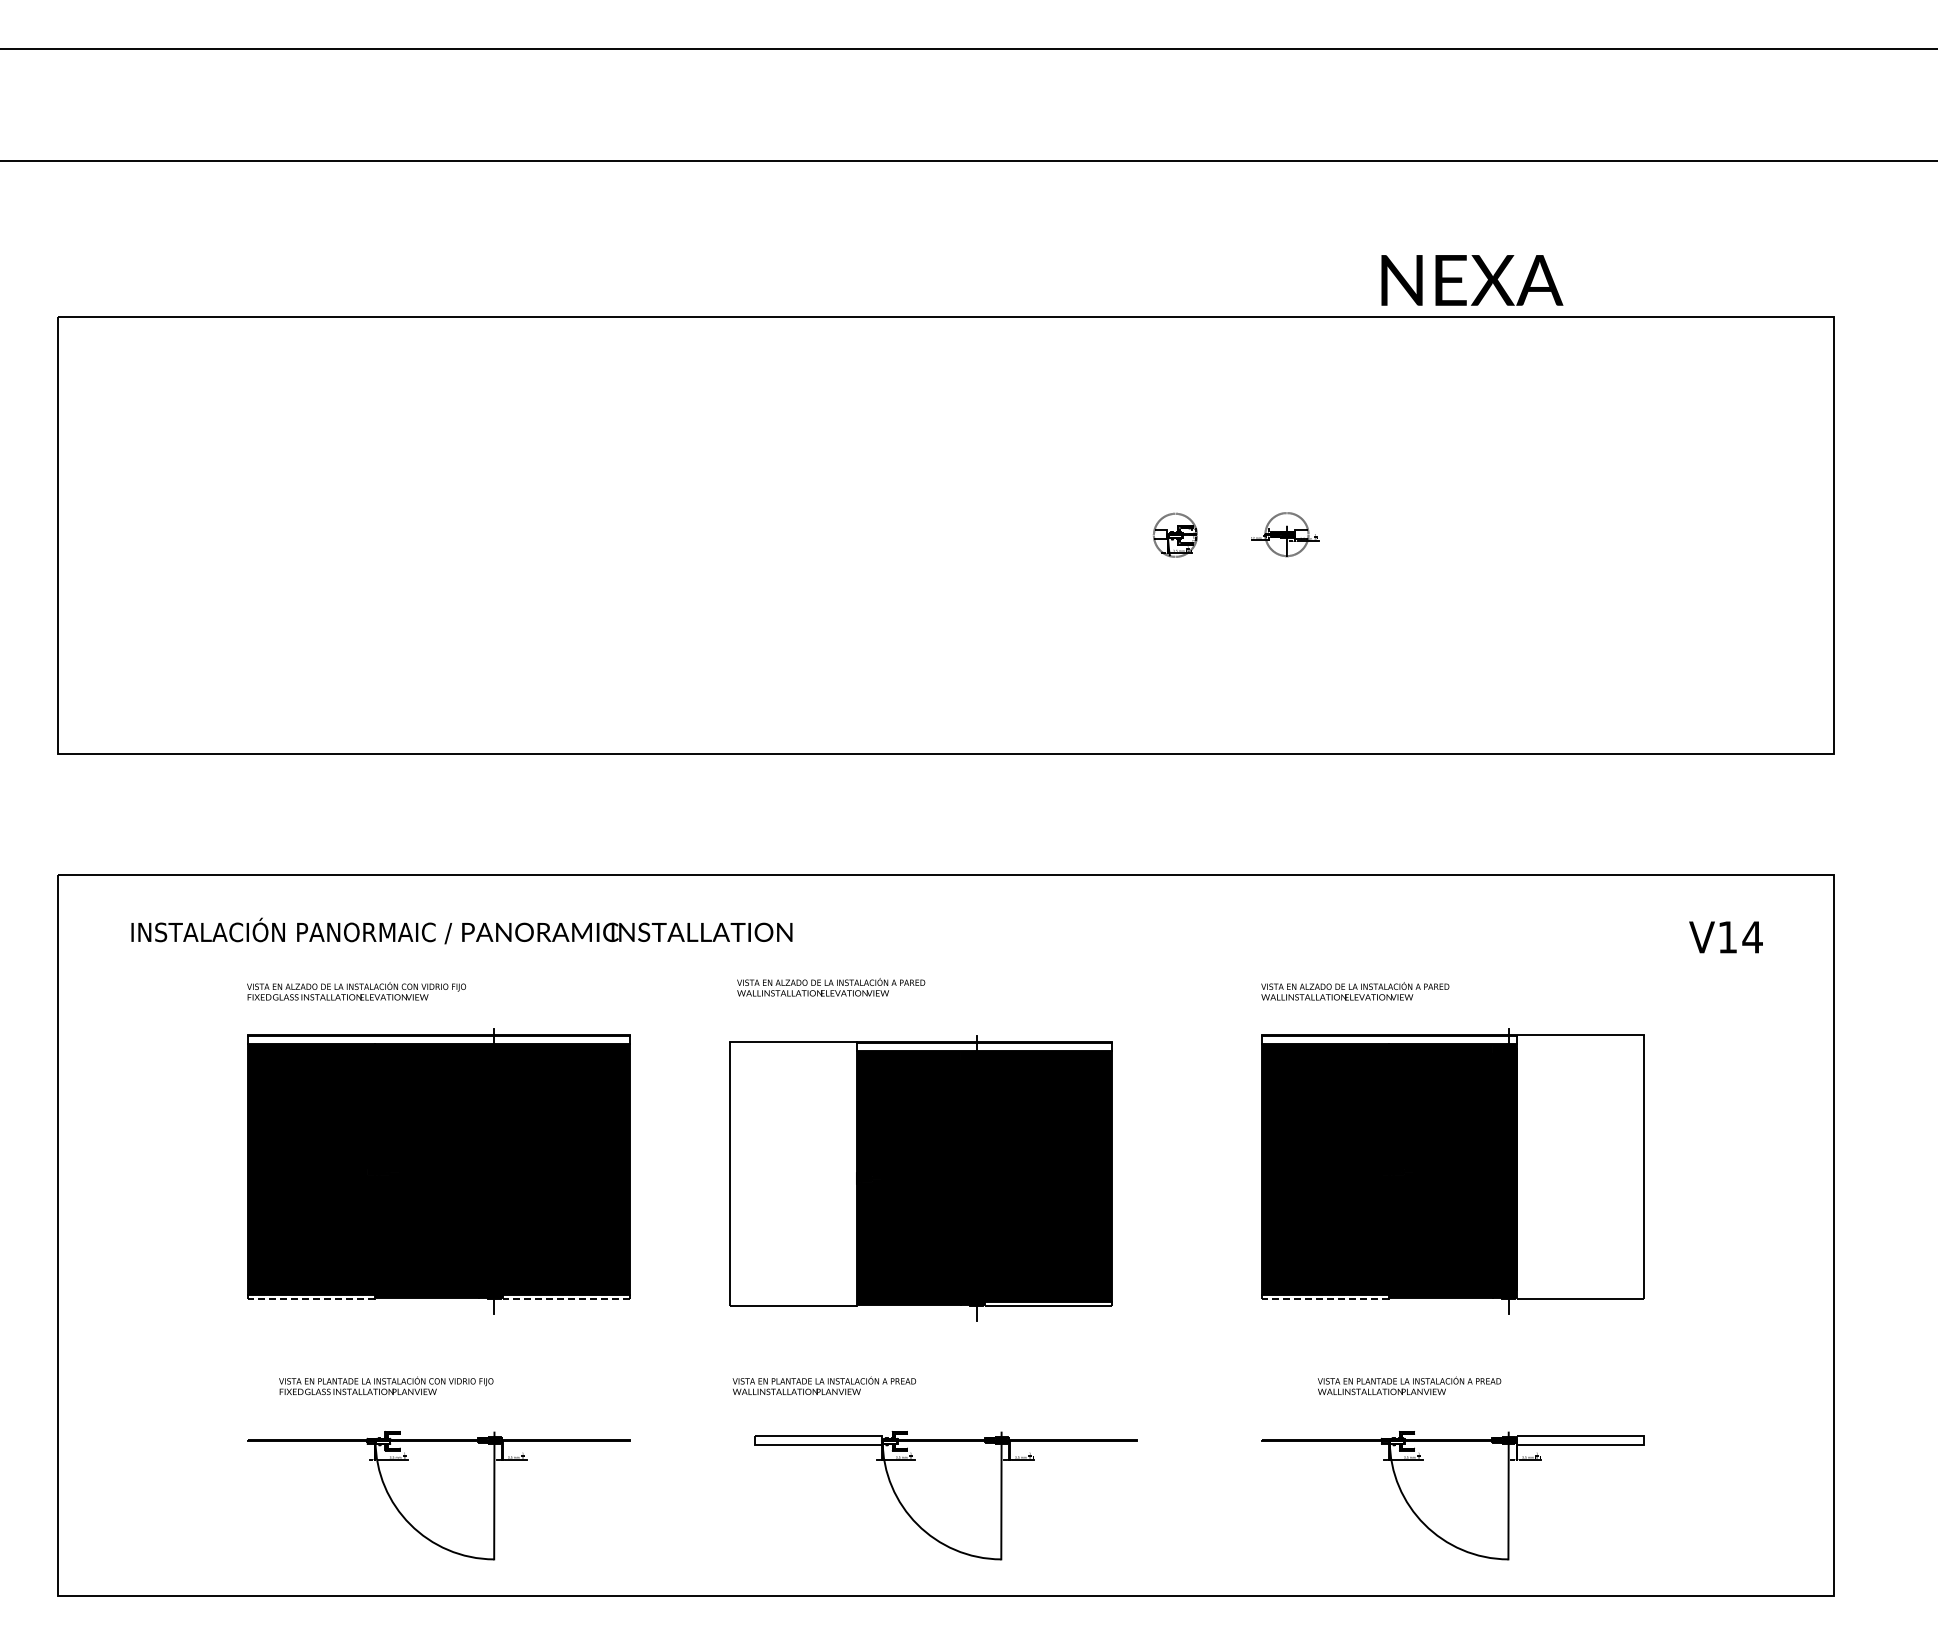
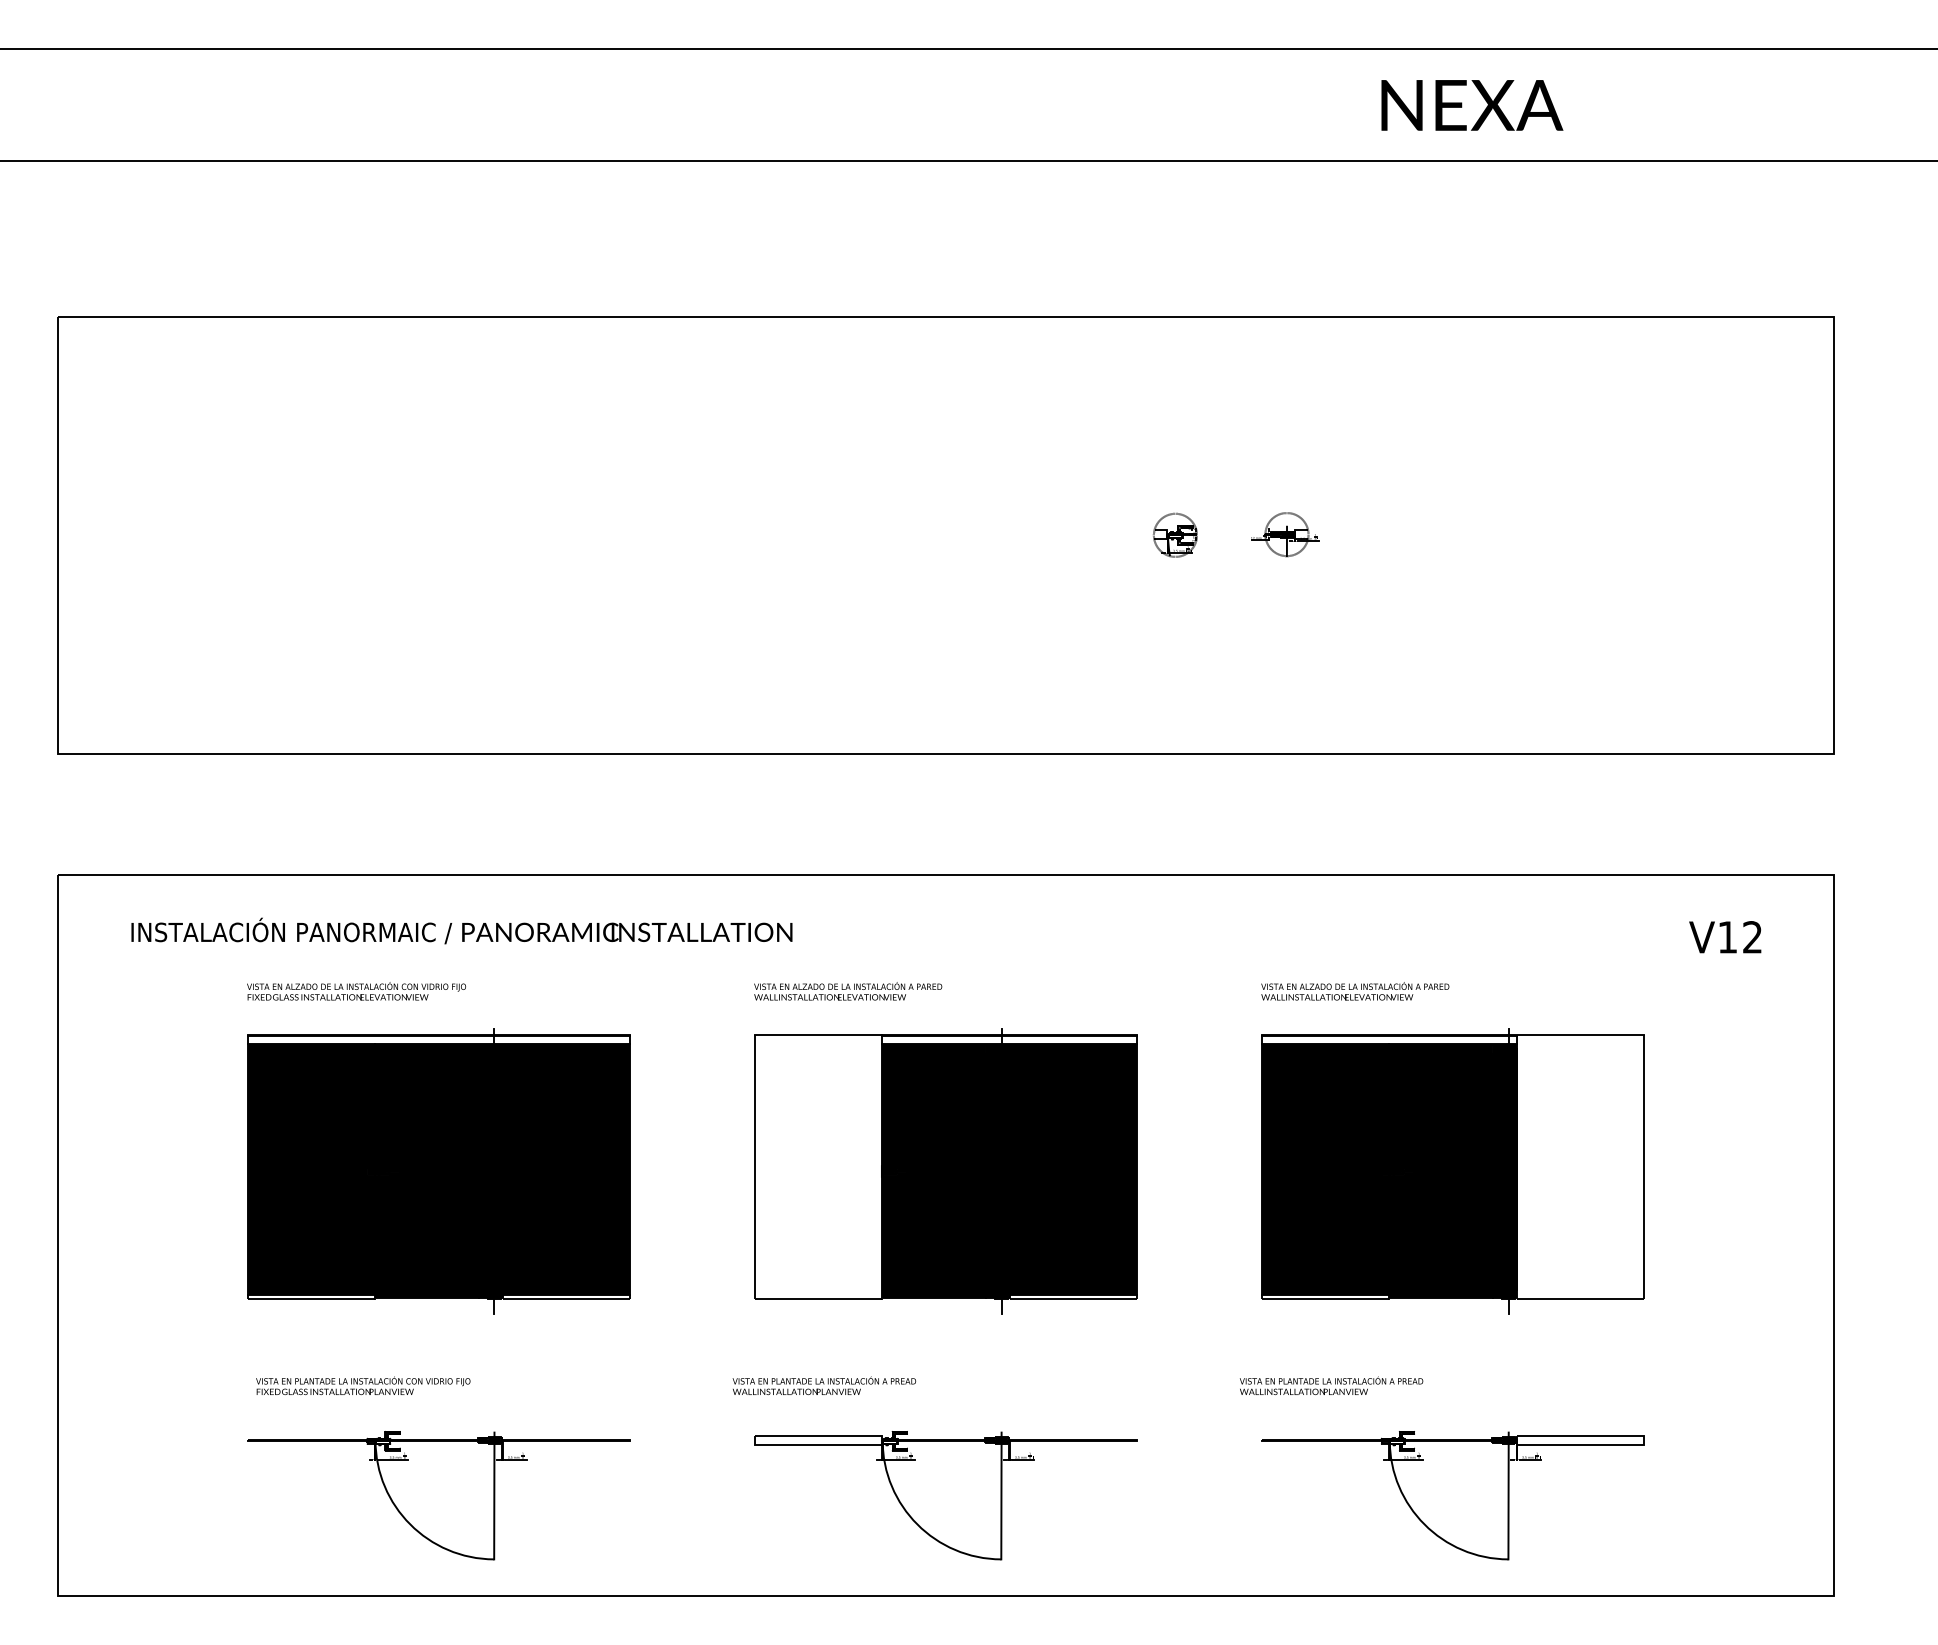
text position: (1472, 280) -> (1472, 105) (1472, 105)
text: V14 -> V12 (1752, 937)
text position: (831, 987) -> (848, 991) (848, 991)
part position: (920, 1178) -> (945, 1171) (945, 1171)
line: dashed -> solid (311, 1299)
line: dashed -> solid (565, 1299)
line: dashed -> solid (1325, 1299)
text position: (386, 1385) -> (363, 1385) (363, 1385)
text position: (1409, 1385) -> (1331, 1385) (1331, 1385)
